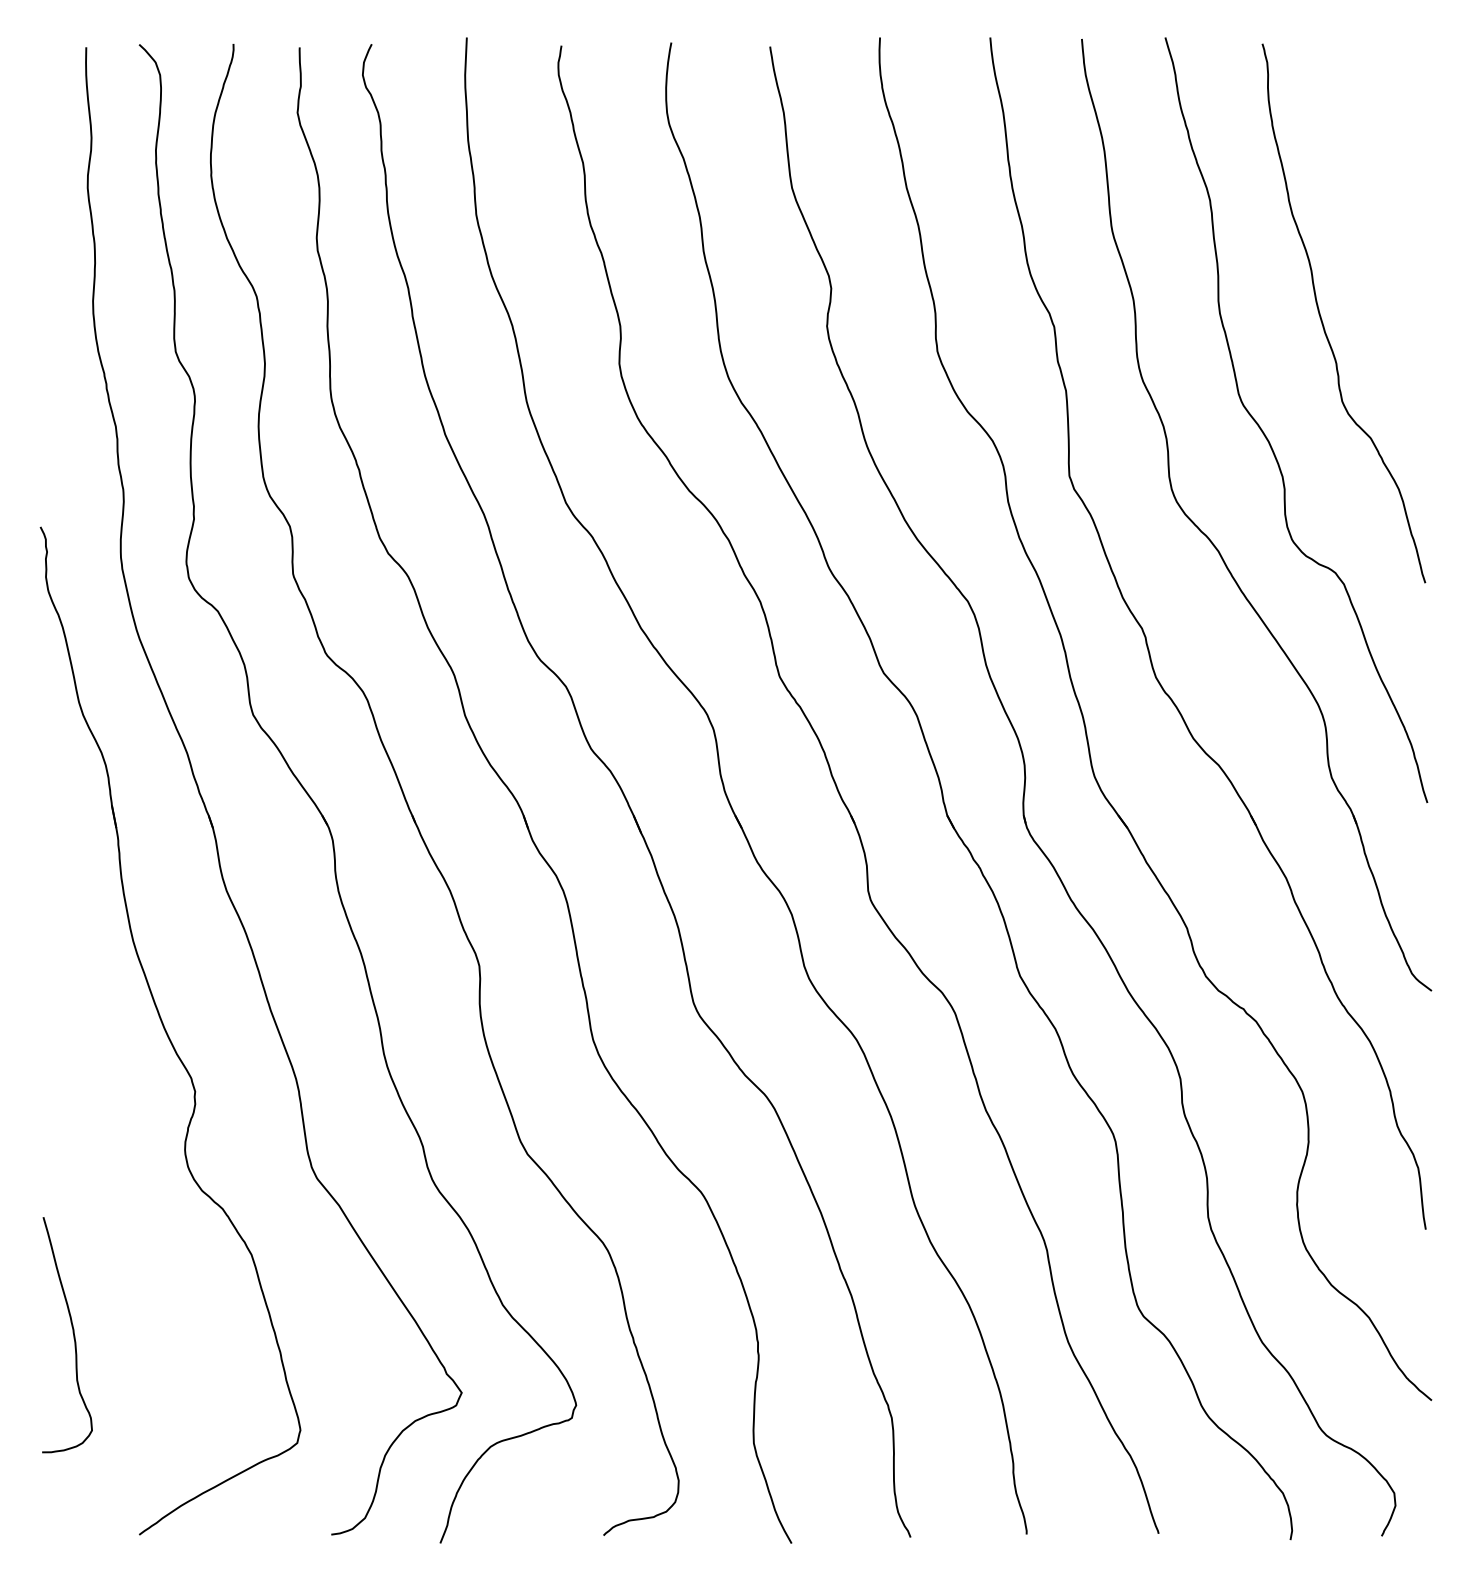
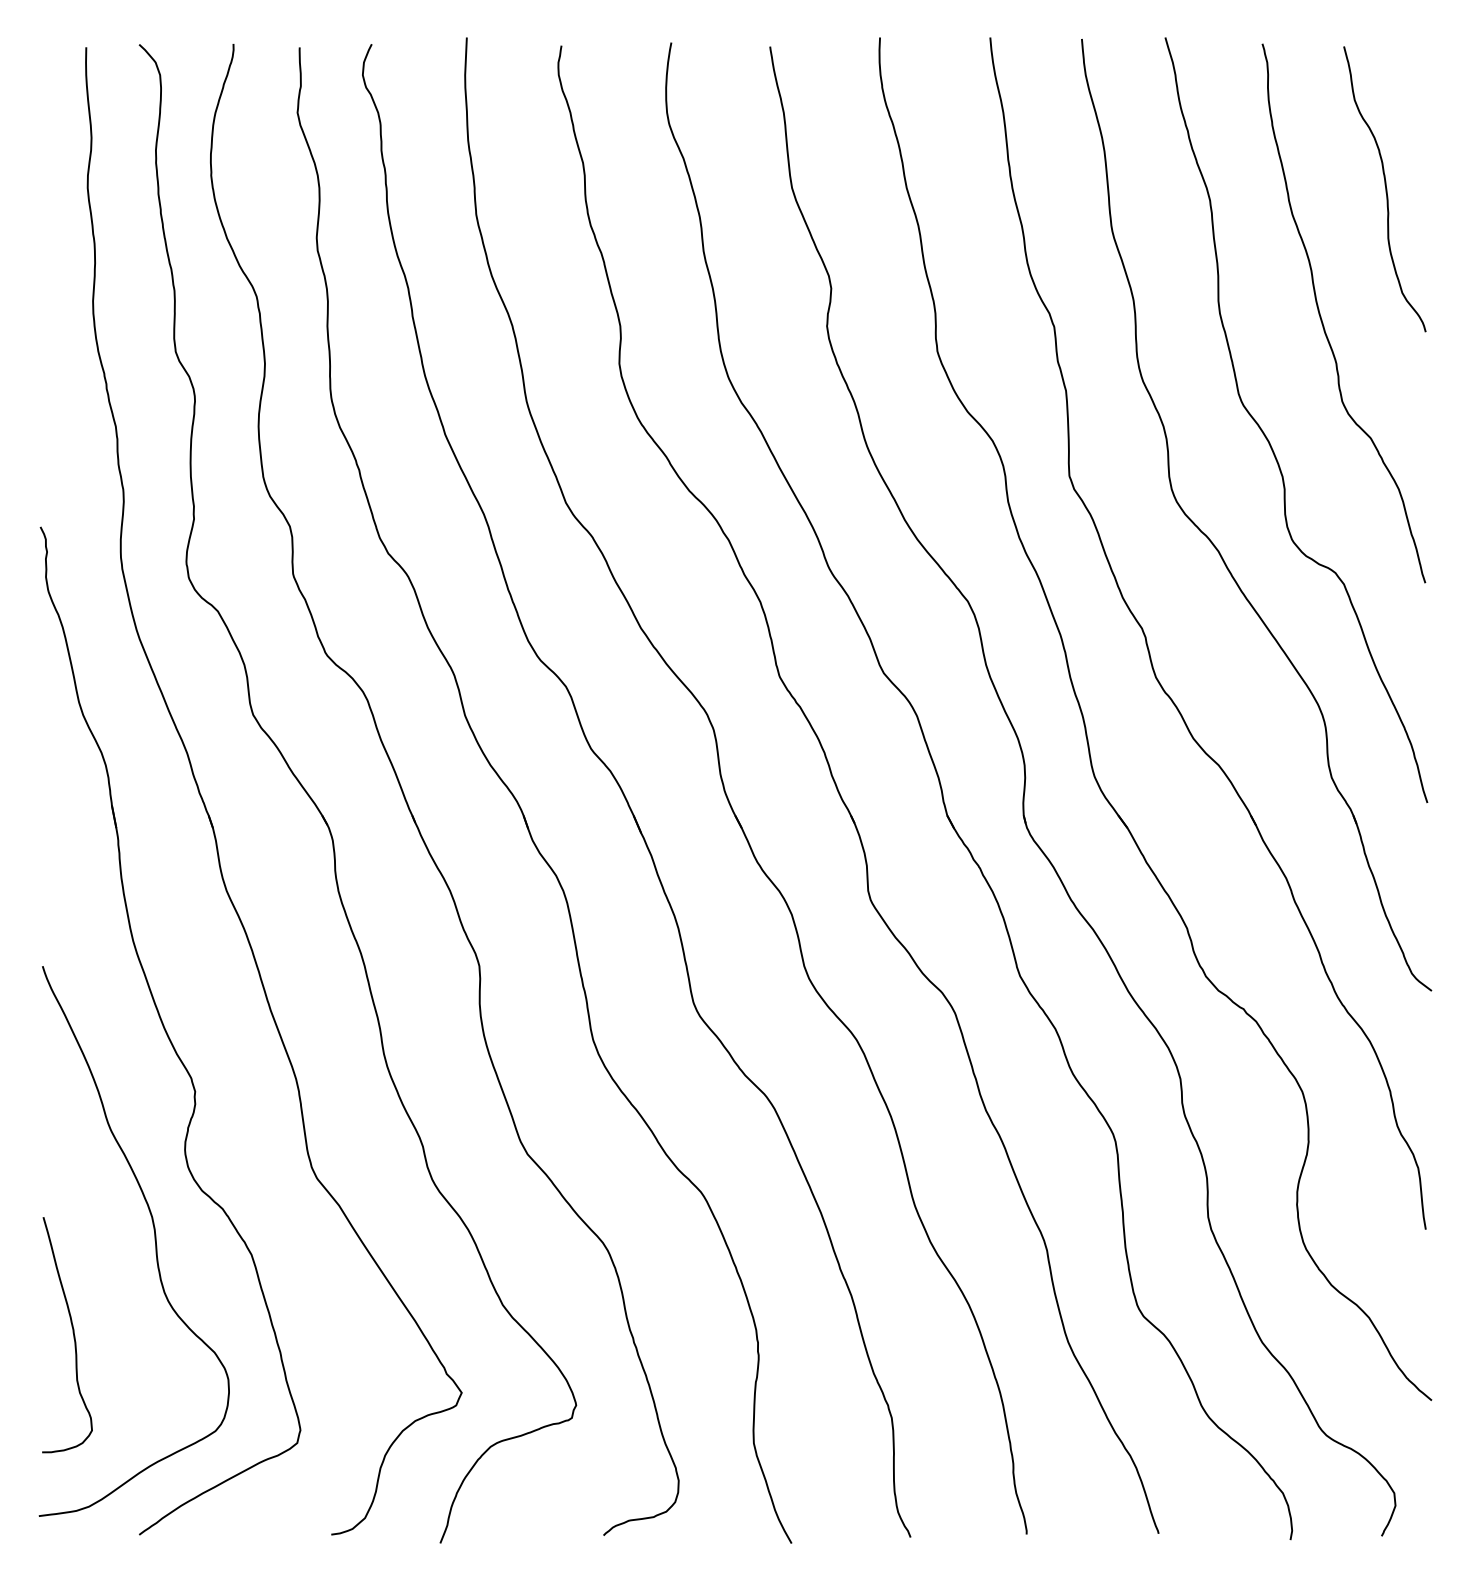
curve: none -> present (1385, 189)
curve: none -> present (154, 1240)
